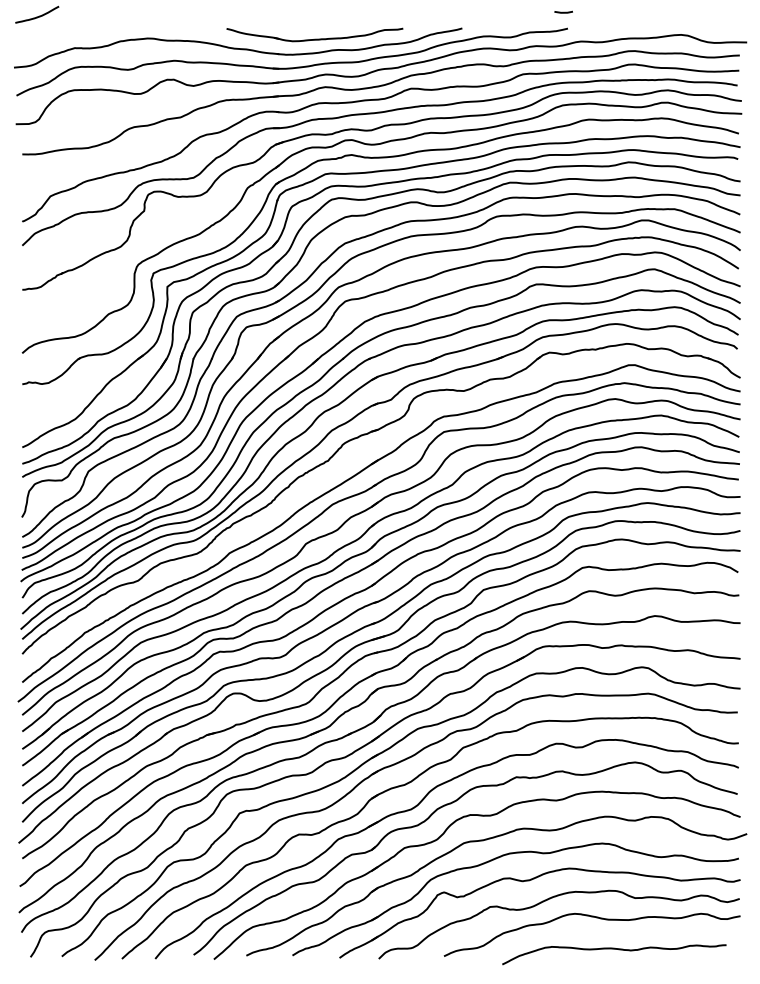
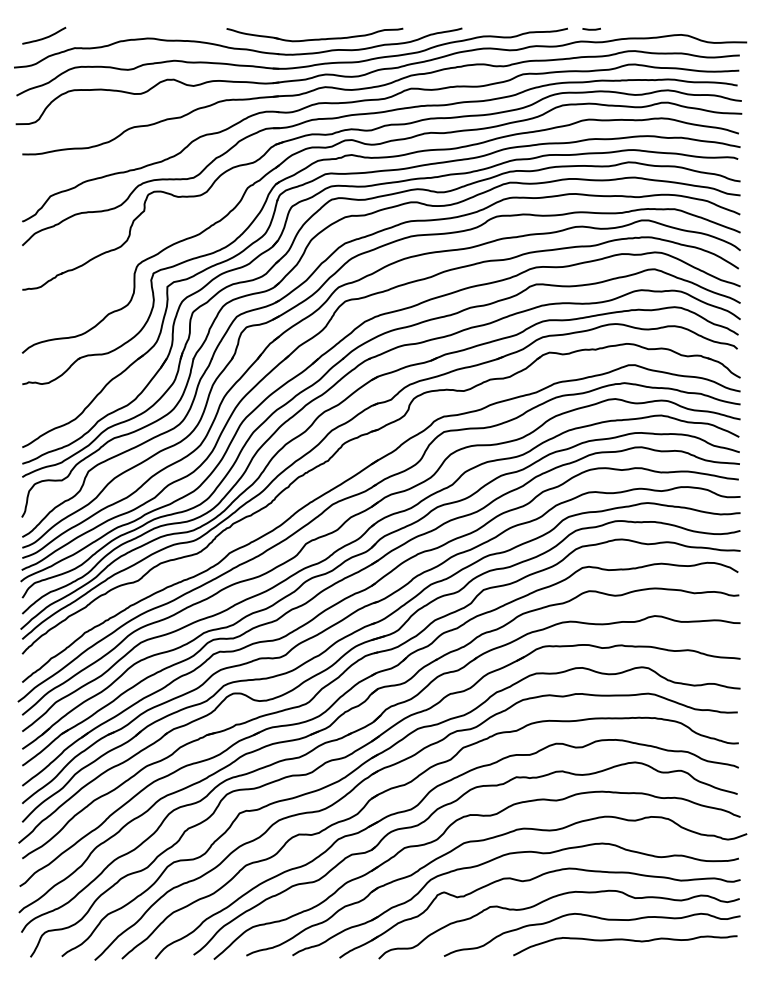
line position: (563, 11) -> (591, 28) (591, 28)
curve position: (37, 16) -> (44, 37) (44, 37)
curve position: (614, 949) -> (625, 940) (625, 940)
